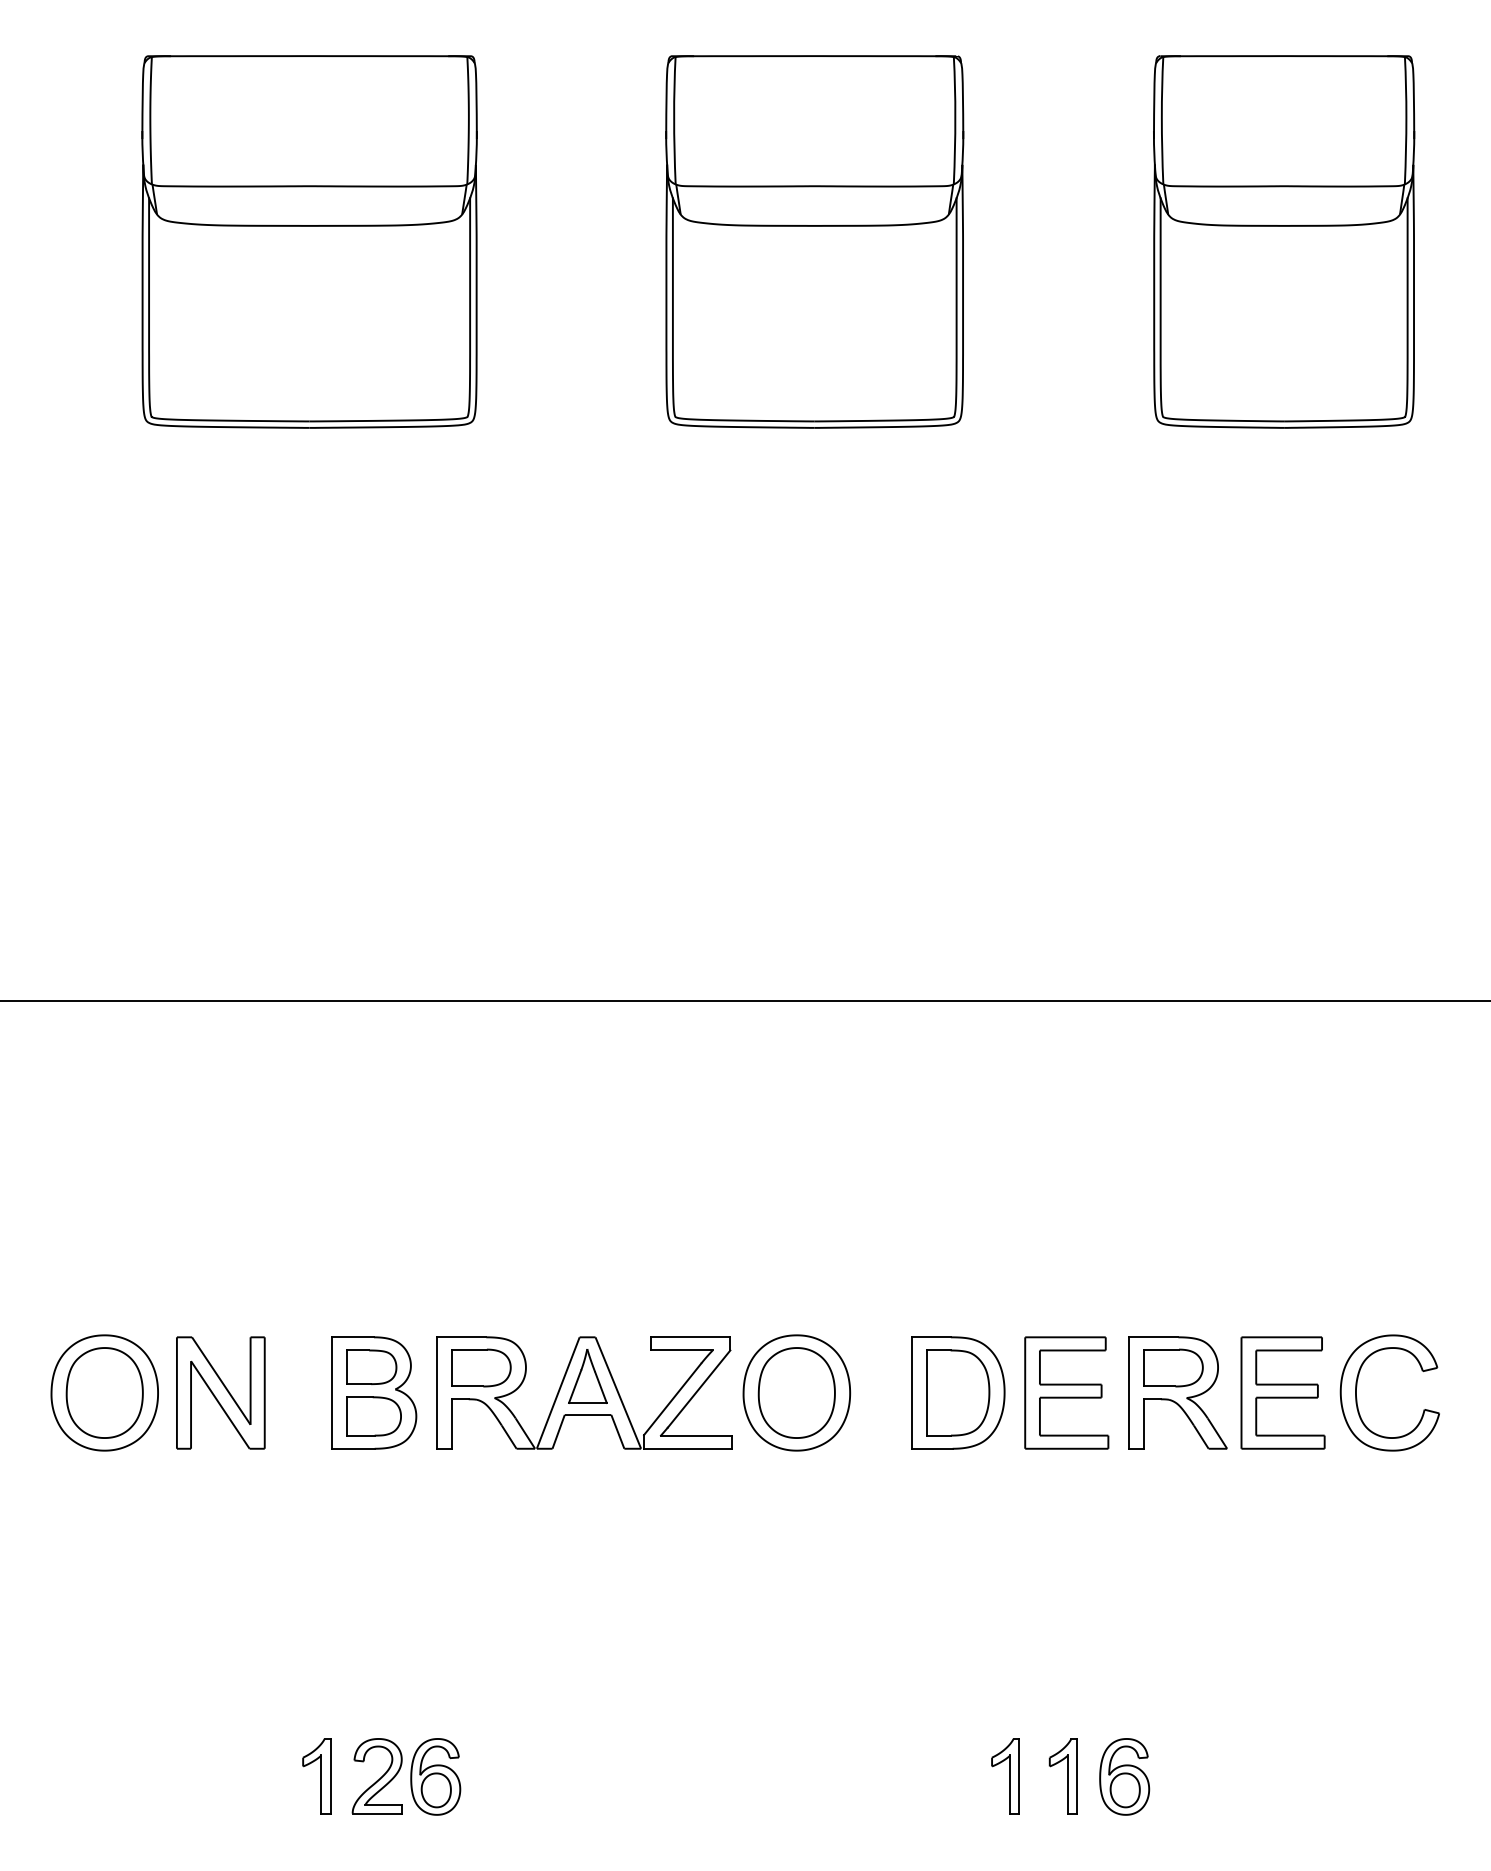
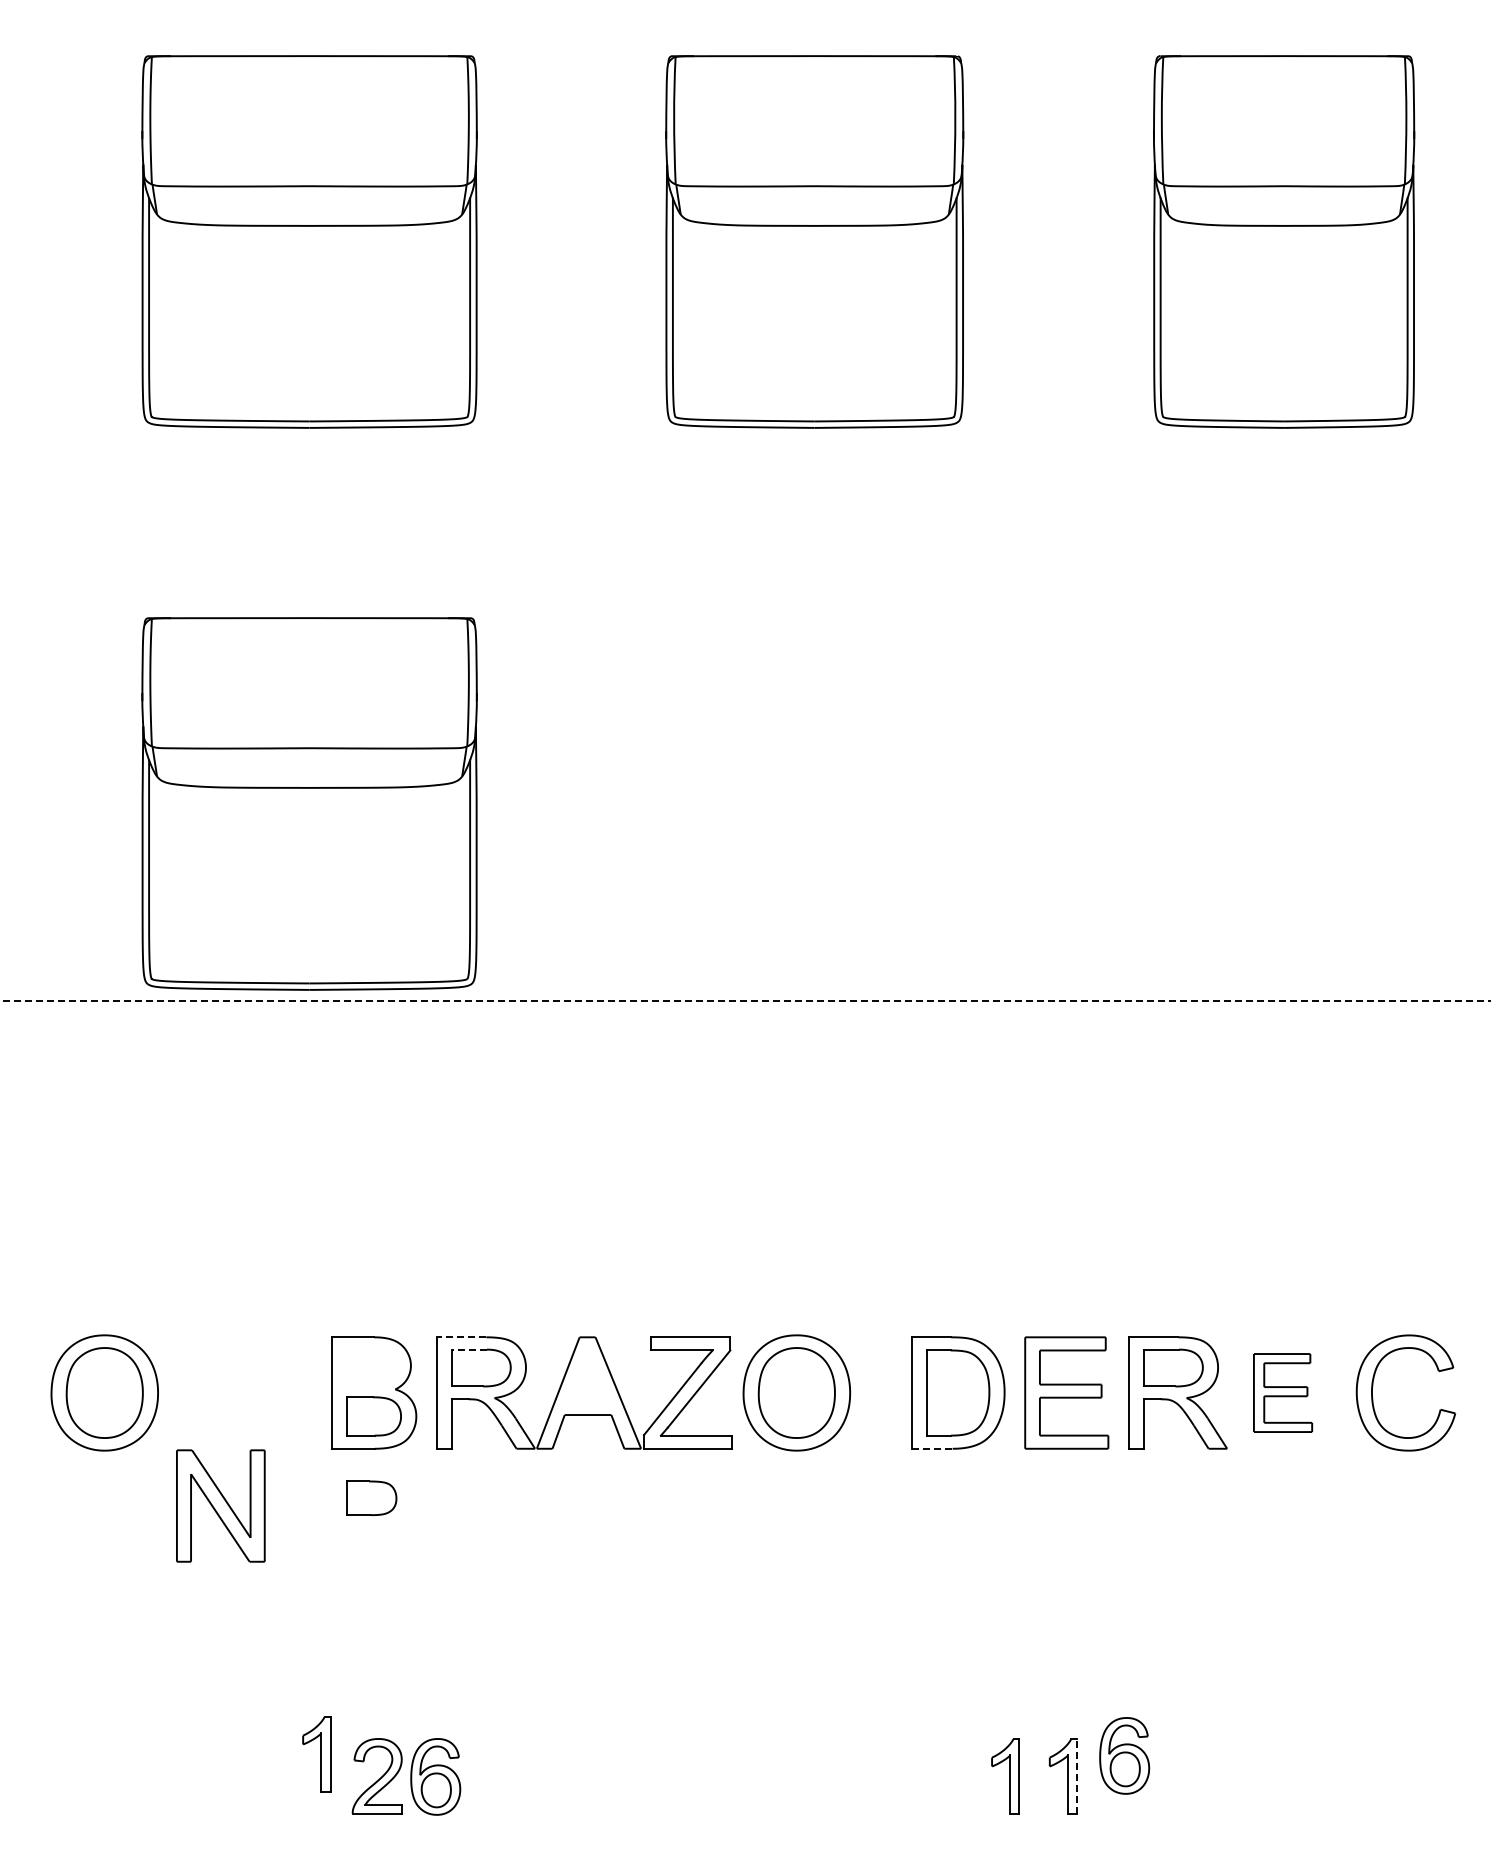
part: none -> present (309, 803)
line: solid -> dashed (745, 1001)
line: solid -> dashed (461, 1337)
line: solid -> dashed (469, 1349)
part position: (371, 1366) -> (371, 1497) (371, 1497)
part: present -> none (587, 1376)
part position: (1357, 1386) -> (1373, 1386) (1373, 1386)
part position: (220, 1392) -> (220, 1505) (220, 1505)
part size: 86x114 px -> 61x80 px (1283, 1392)
line: solid -> dashed (933, 1448)
line: solid -> dashed (1077, 1775)
part position: (316, 1776) -> (316, 1754) (316, 1754)
part position: (1124, 1776) -> (1124, 1755) (1124, 1755)
